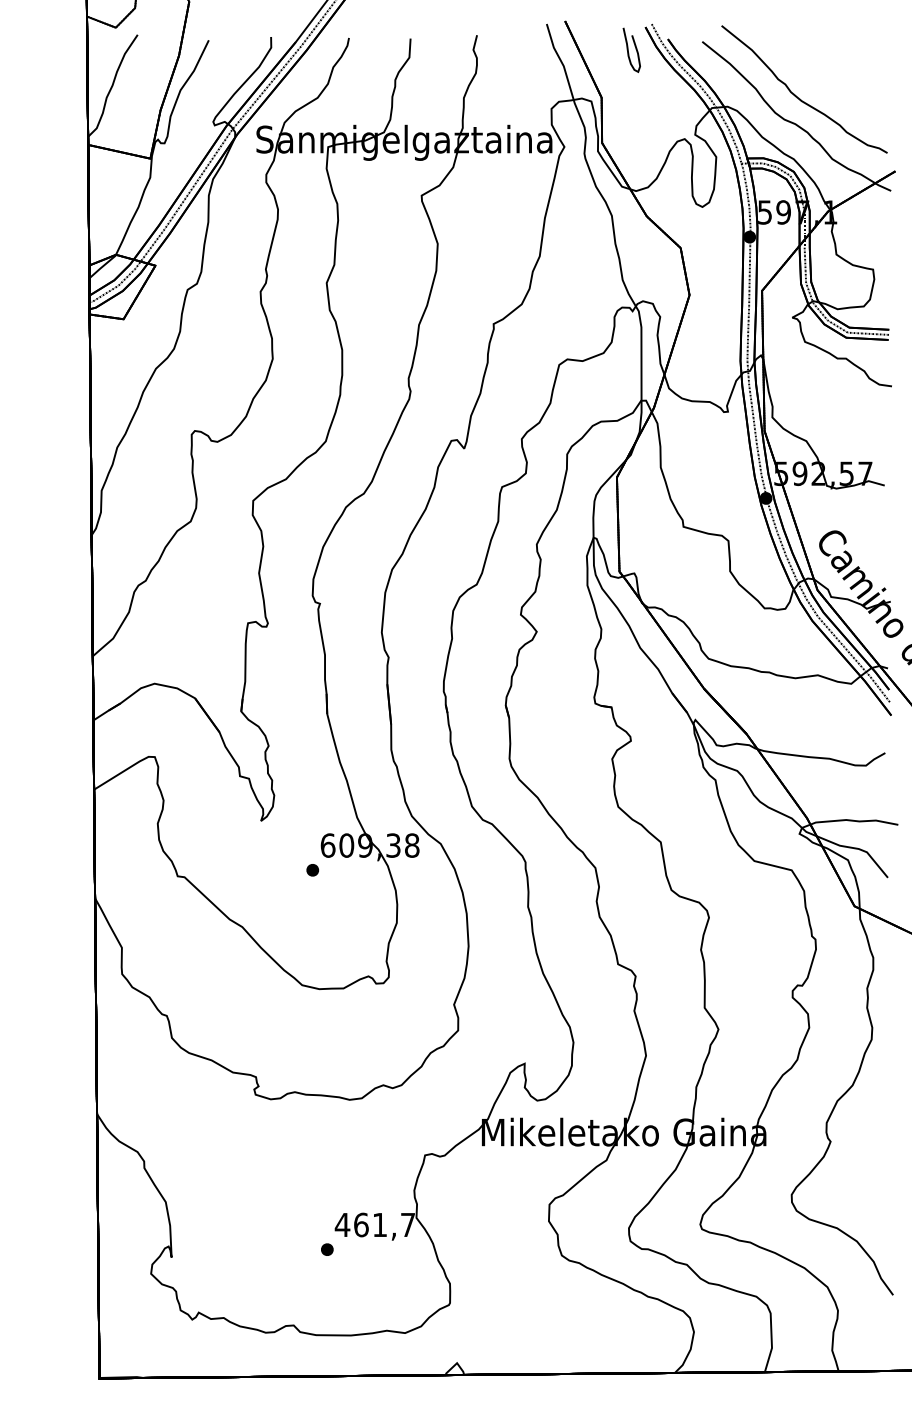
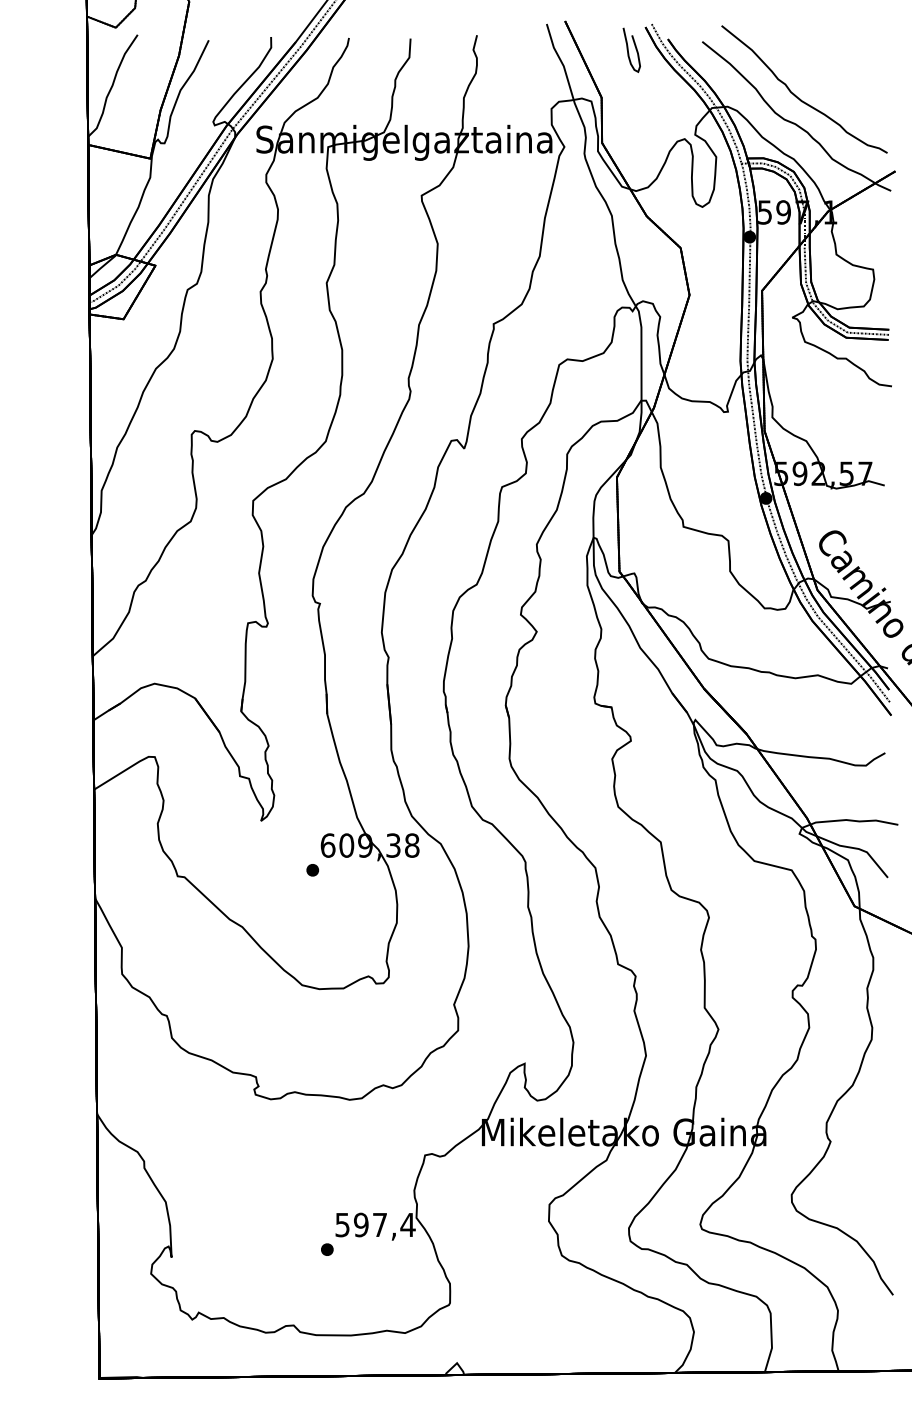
text: 461,7 -> 597,4 (374, 1224)
